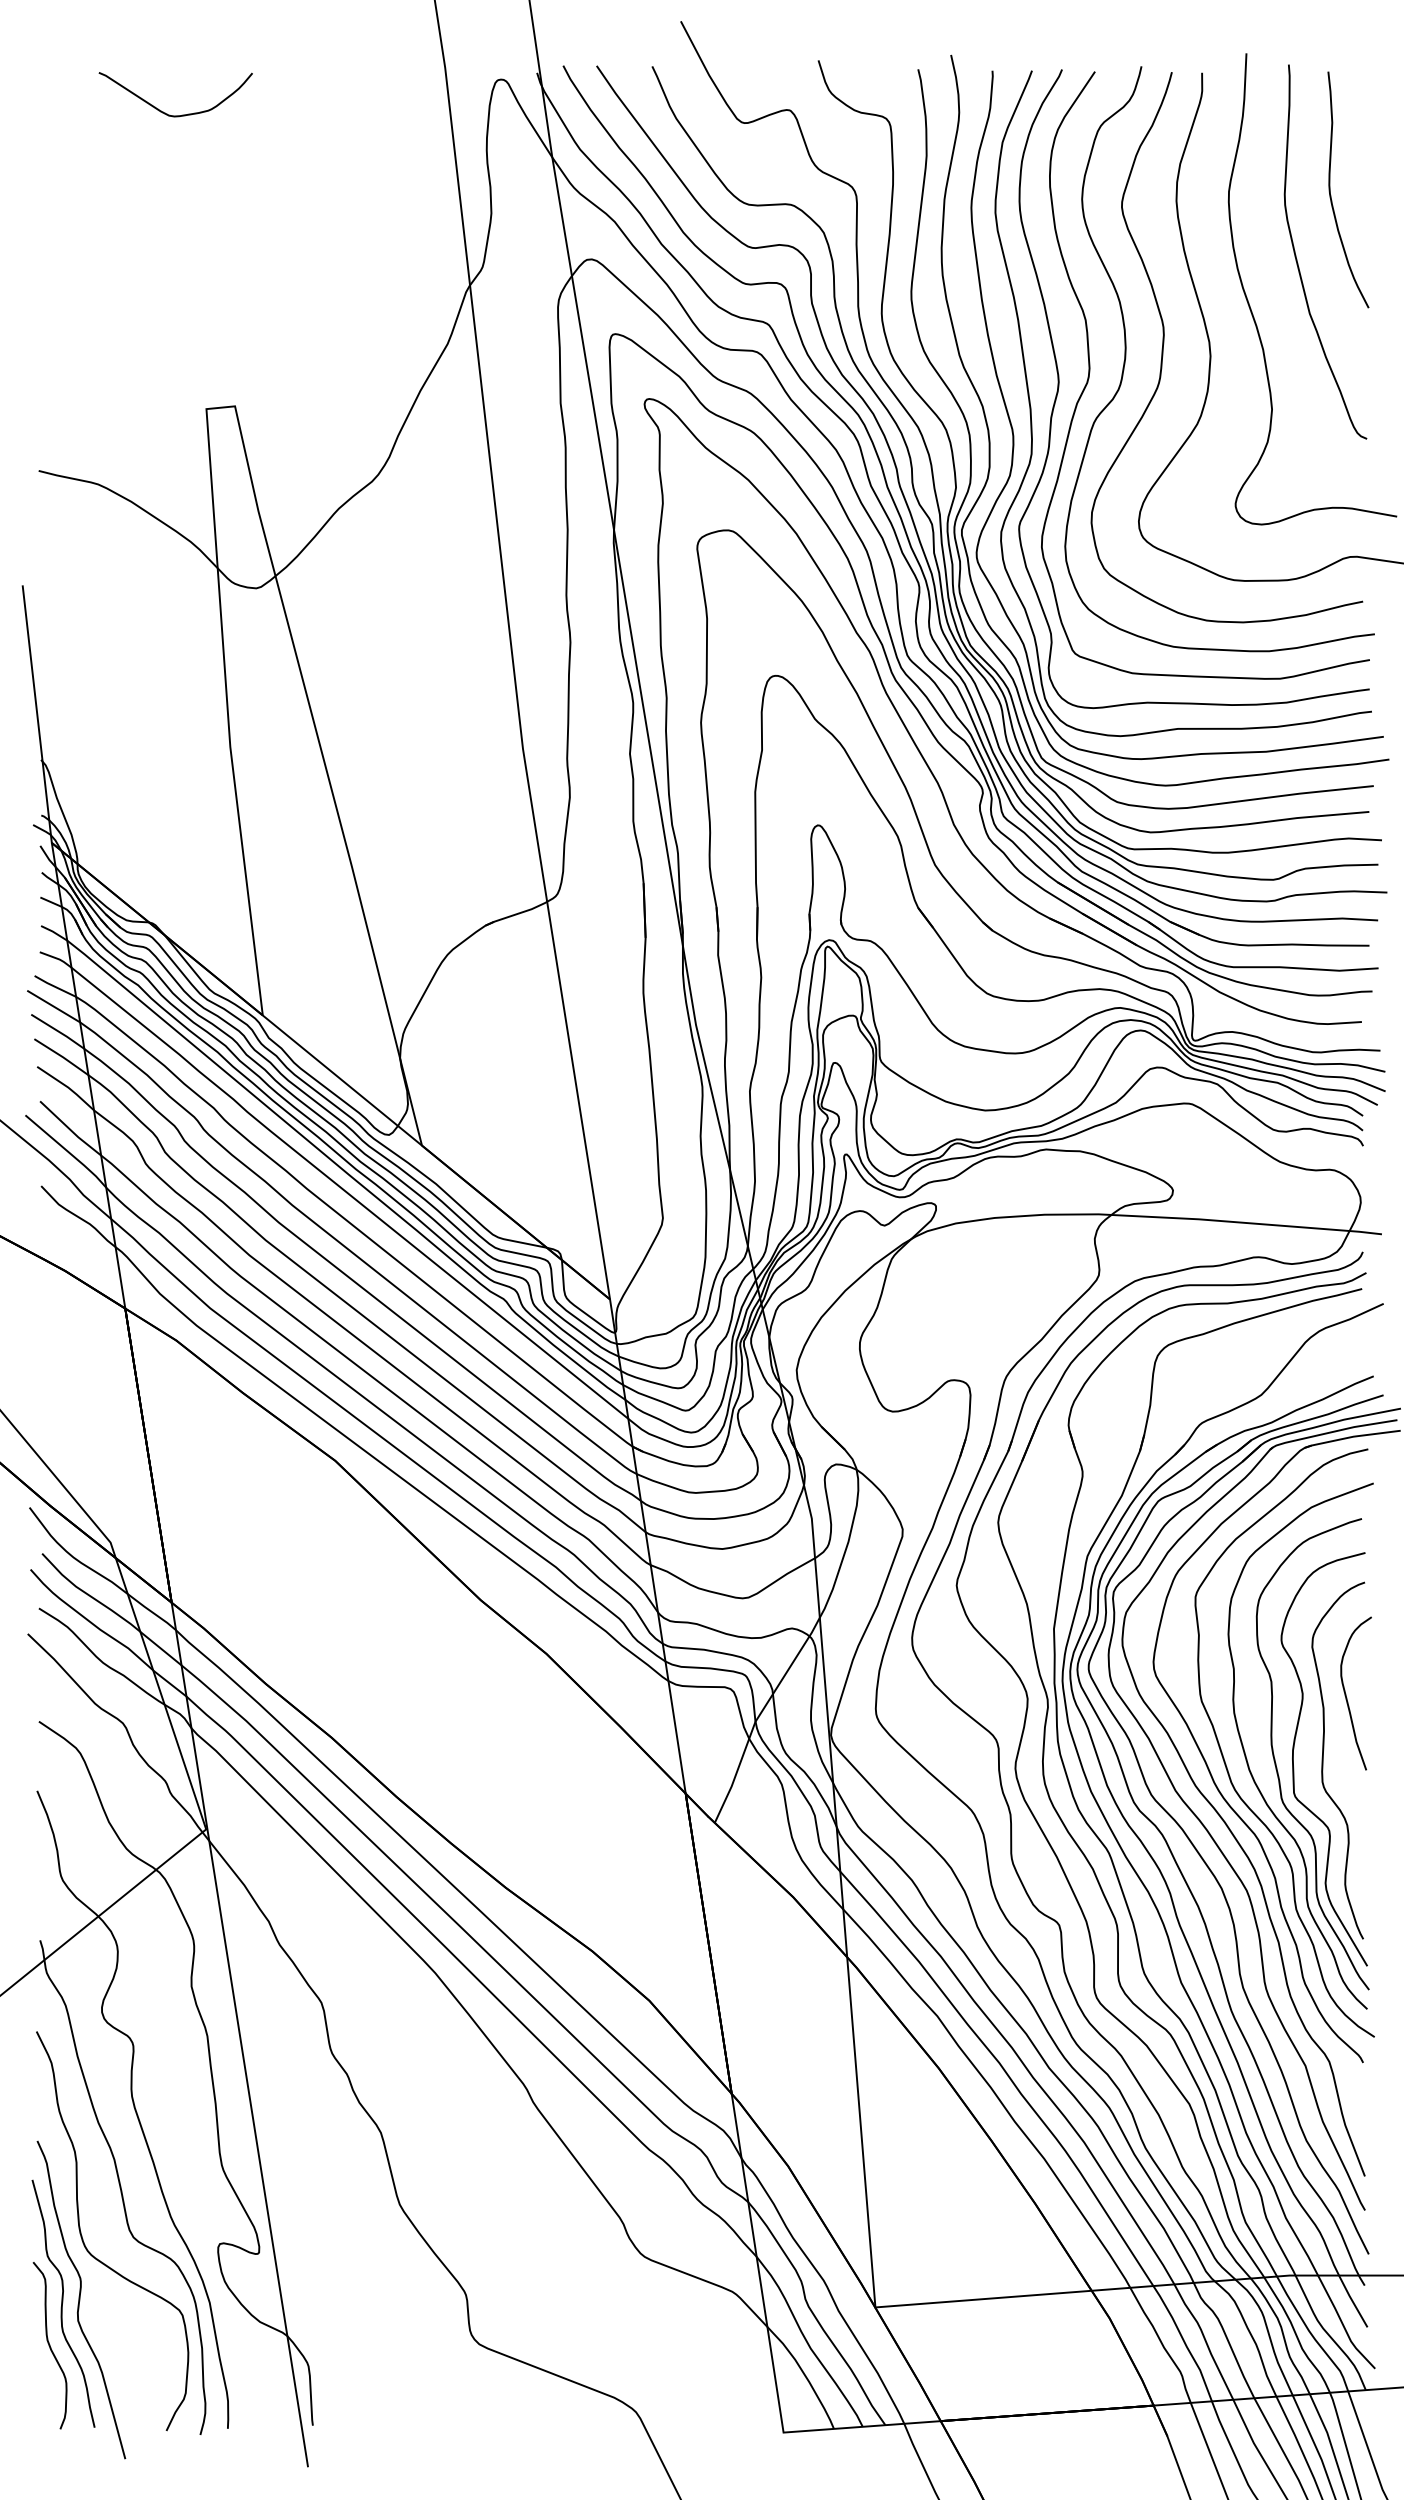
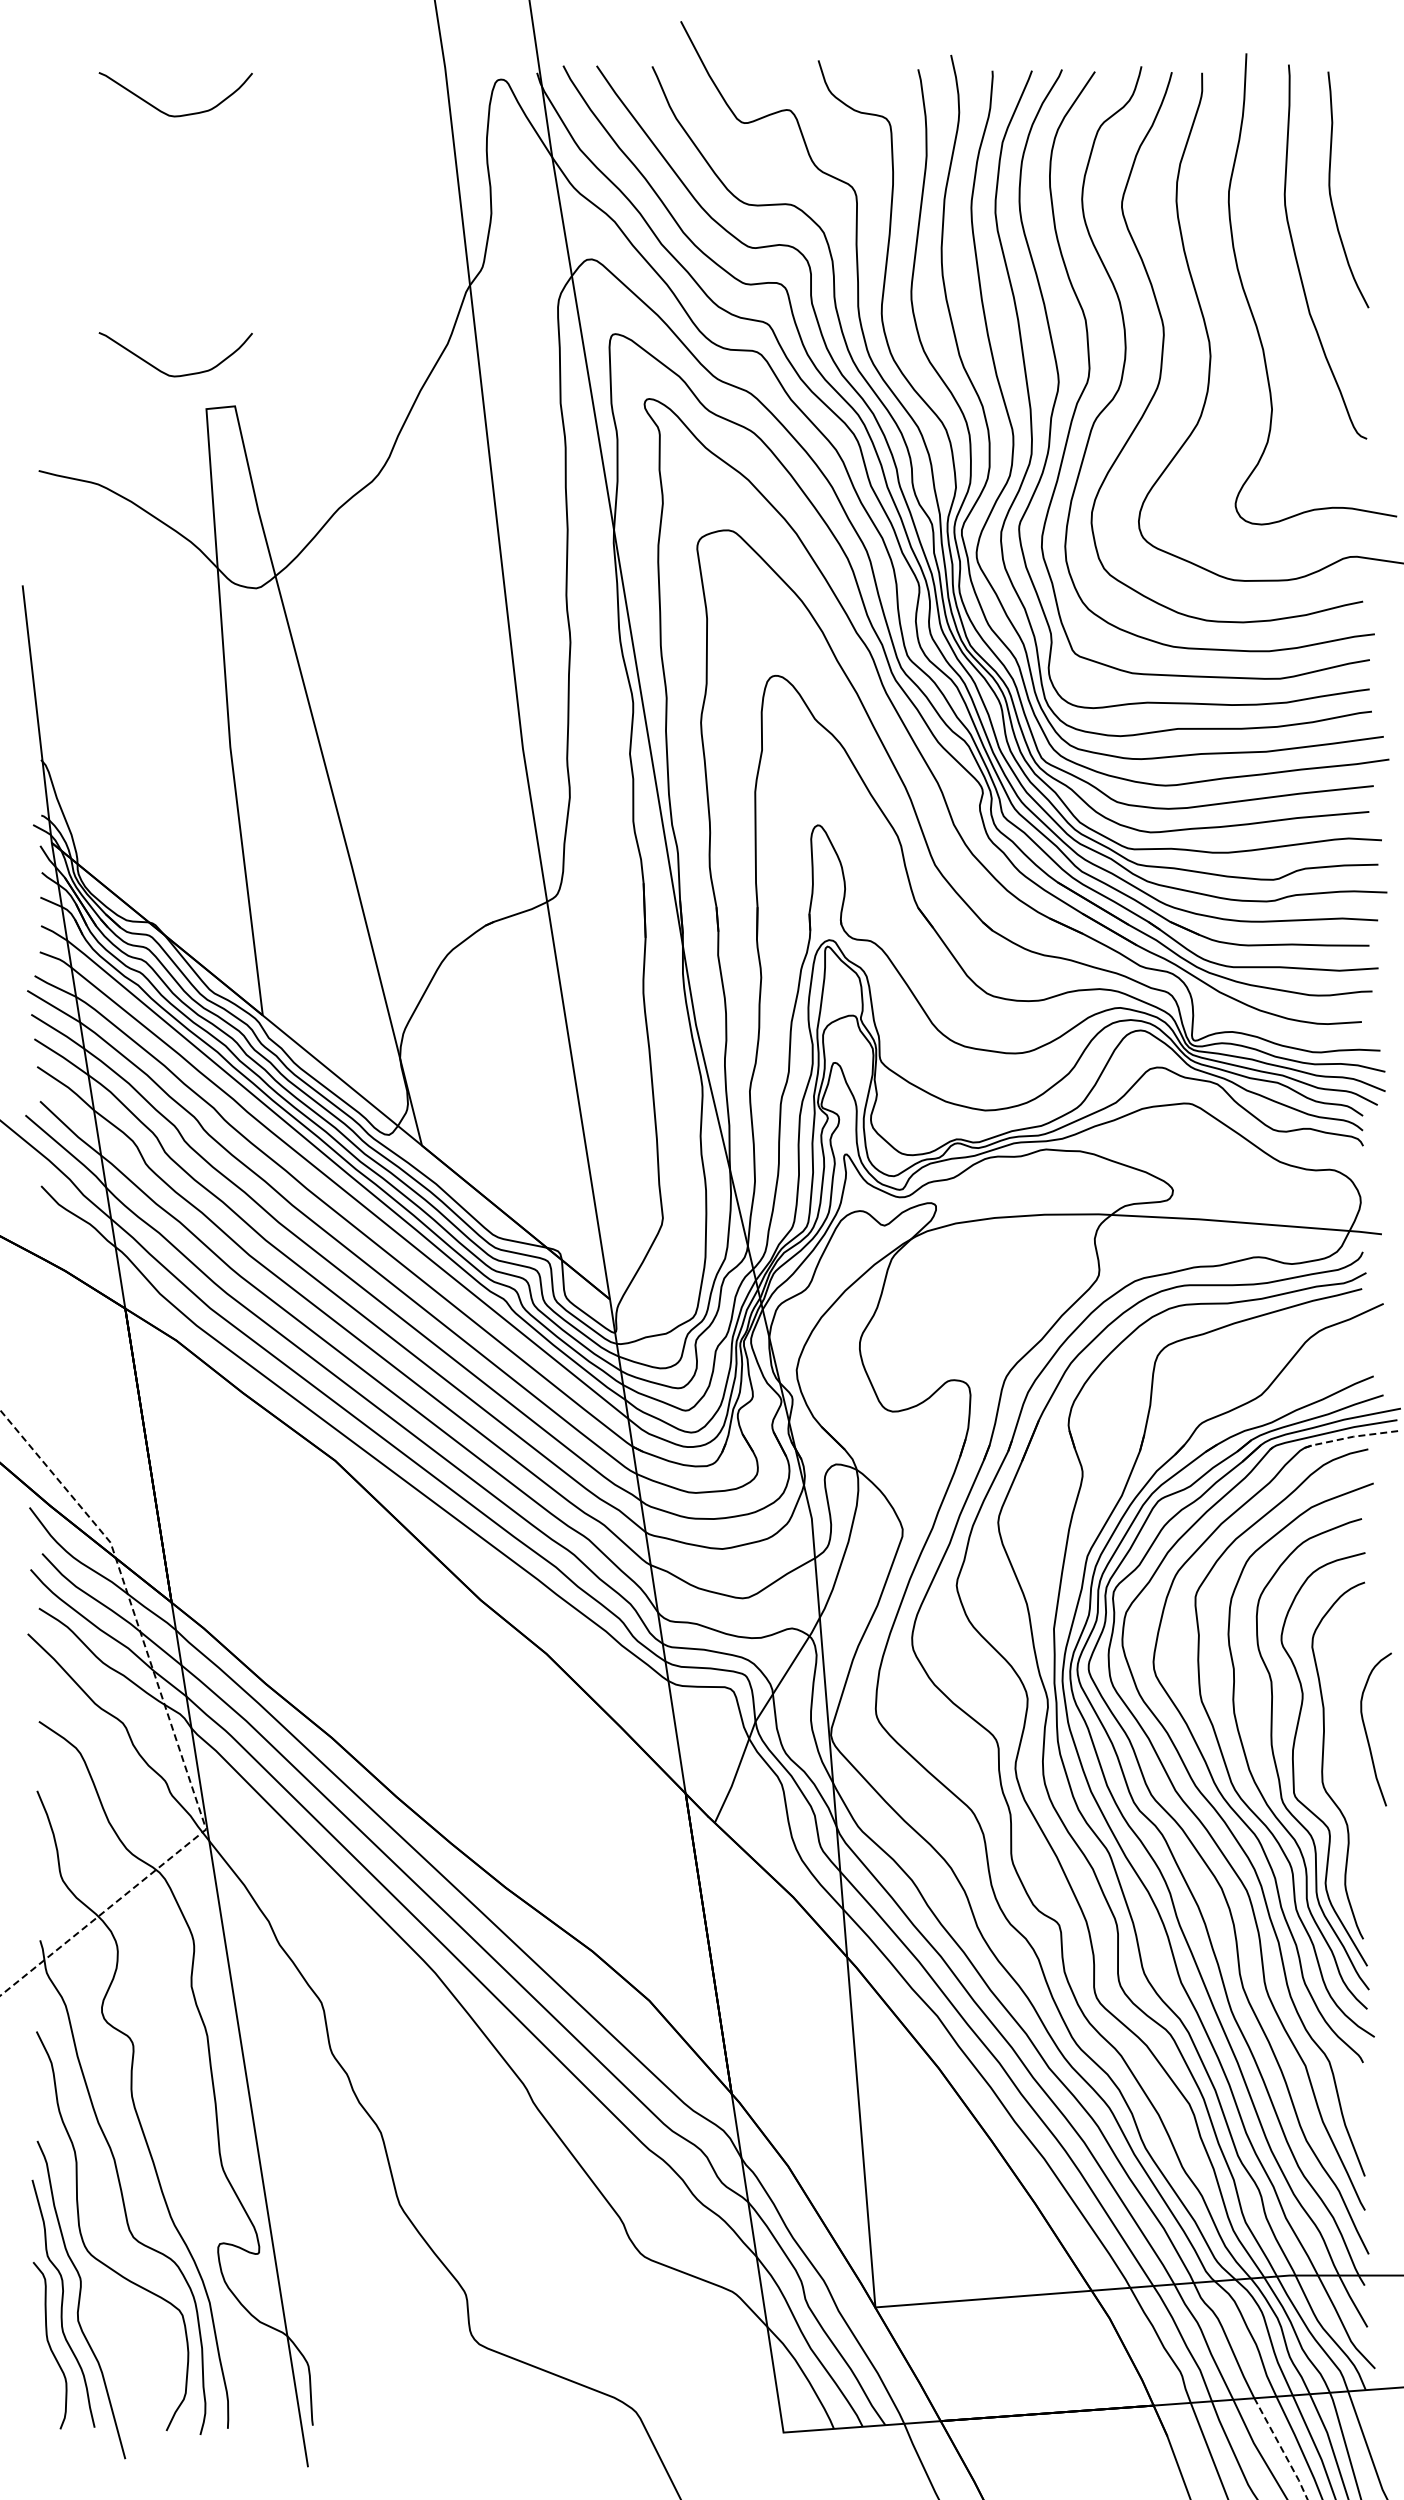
curve: none -> present (165, 372)
line: solid -> dashed (1352, 1436)
curve position: (1347, 1697) -> (1367, 1733) (1367, 1733)
line: solid -> dashed (173, 1730)
line: solid -> dashed (1281, 2448)
